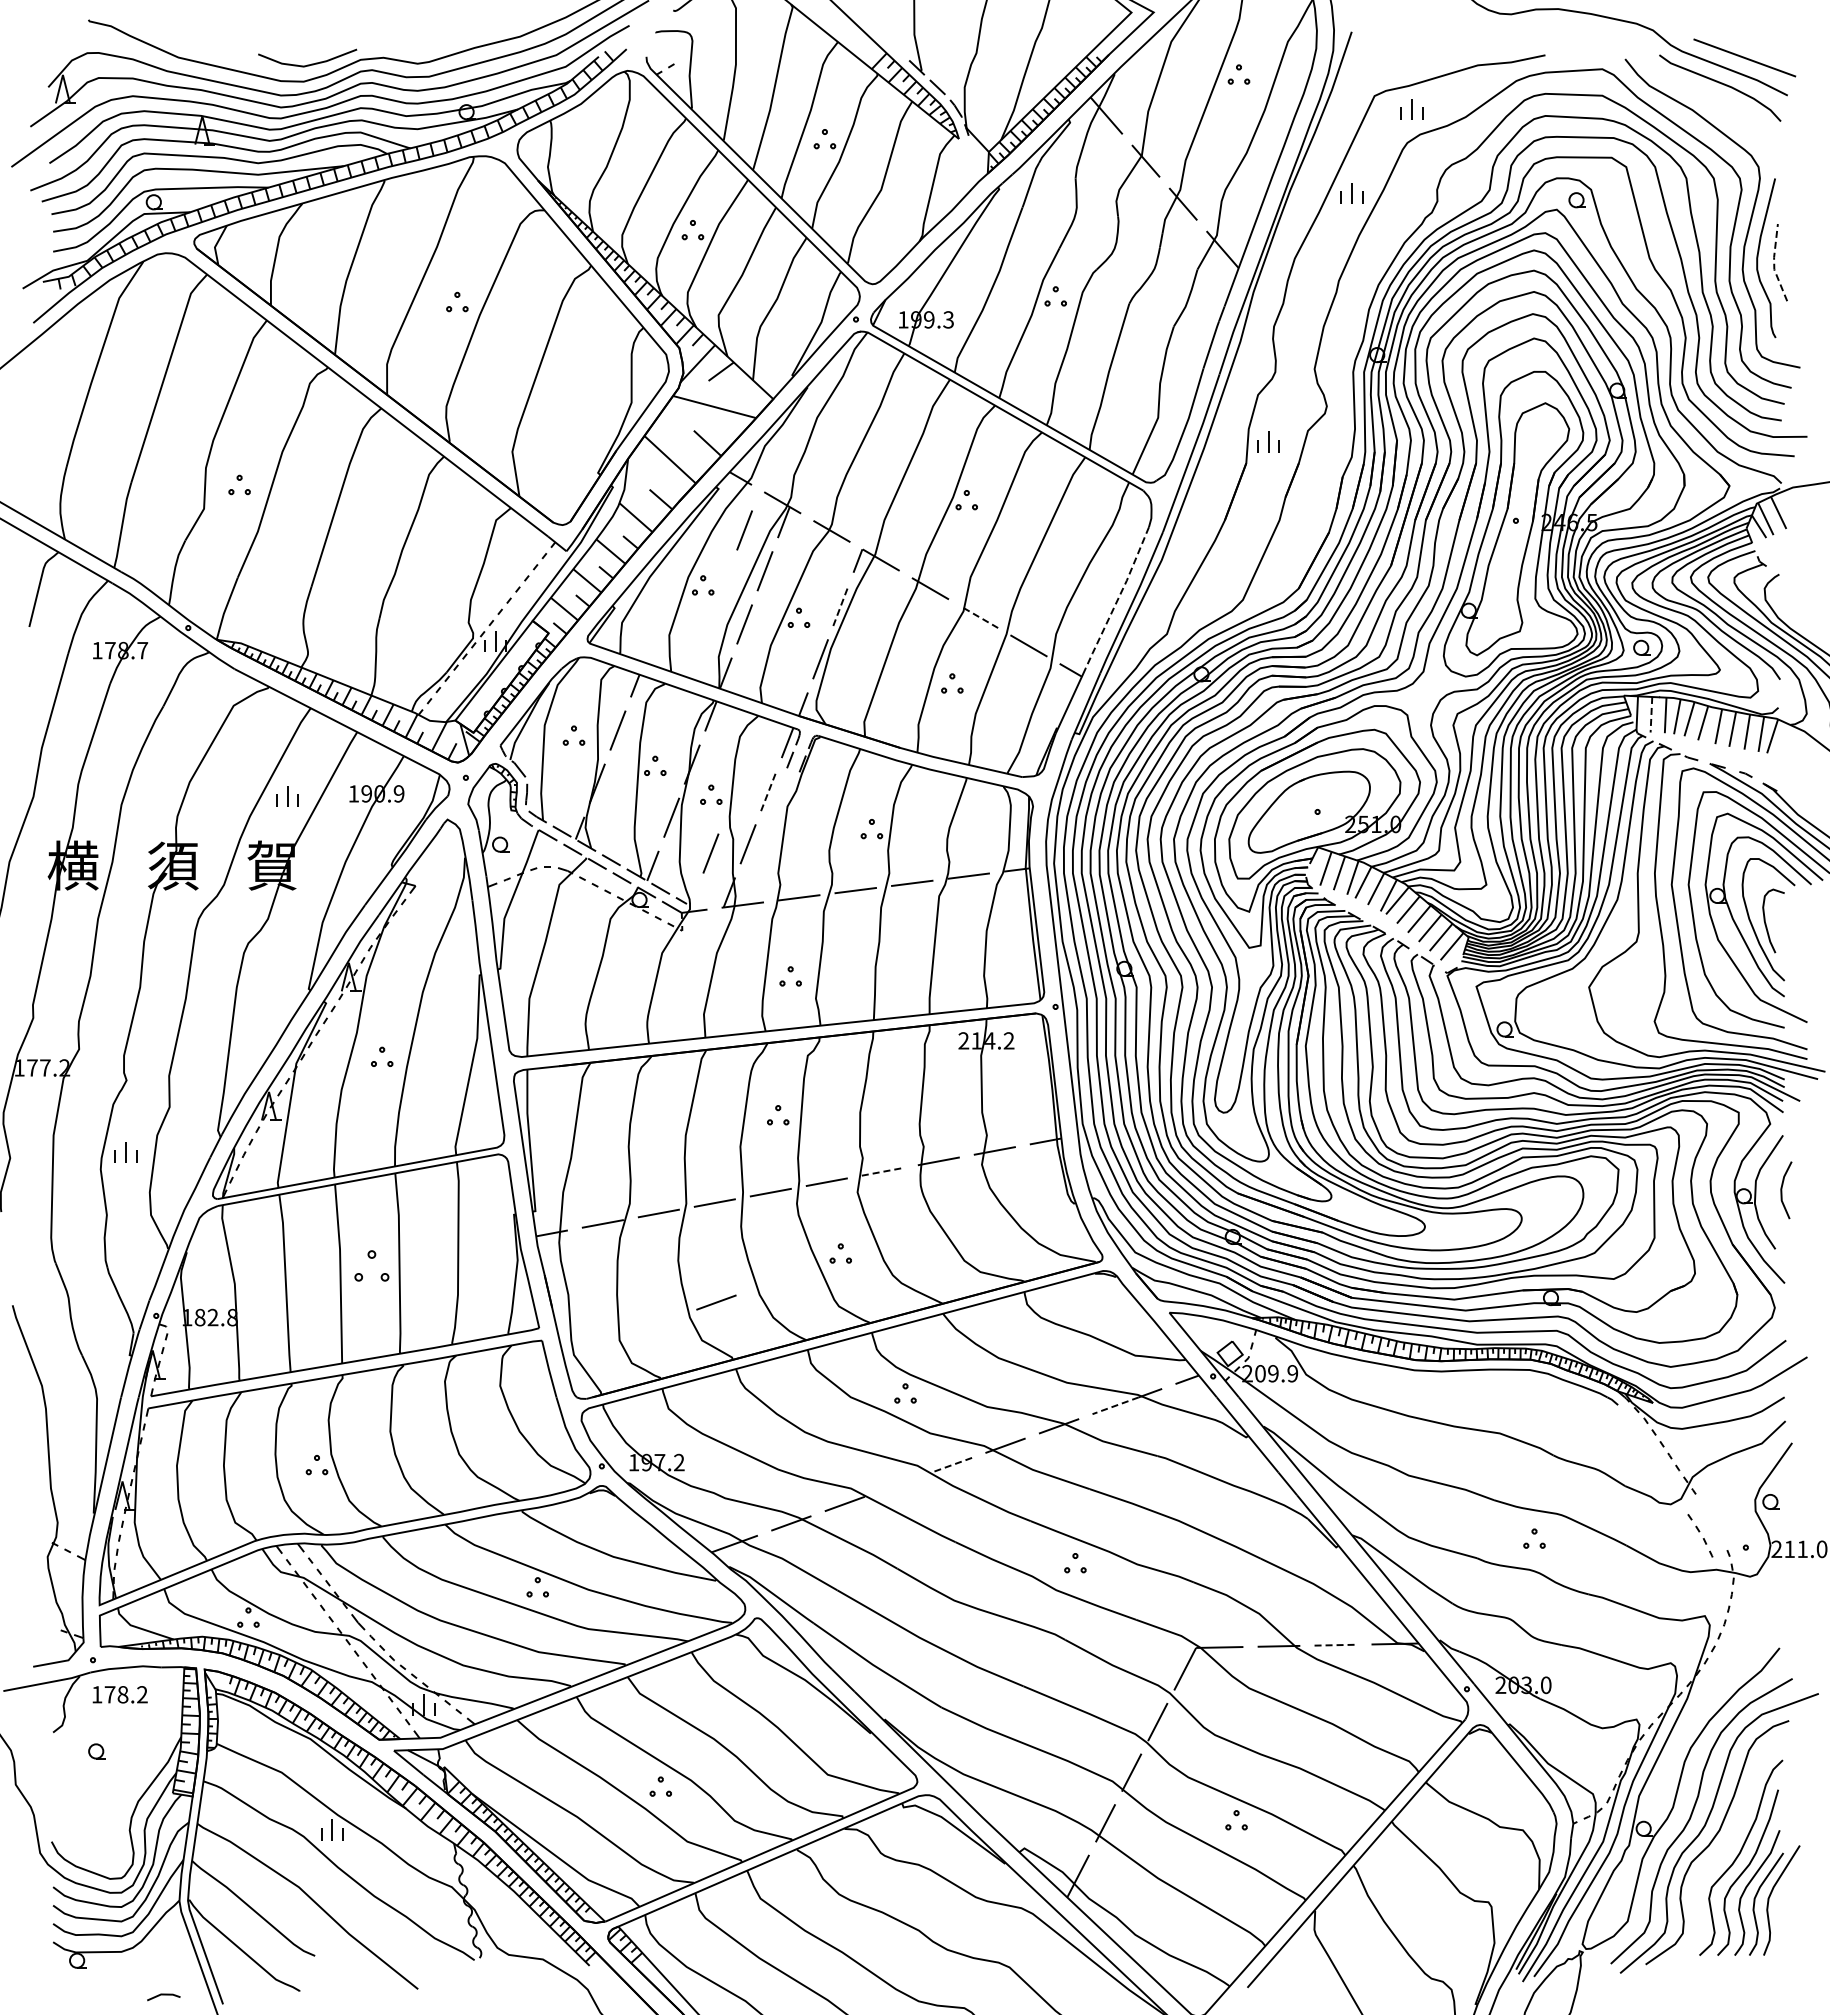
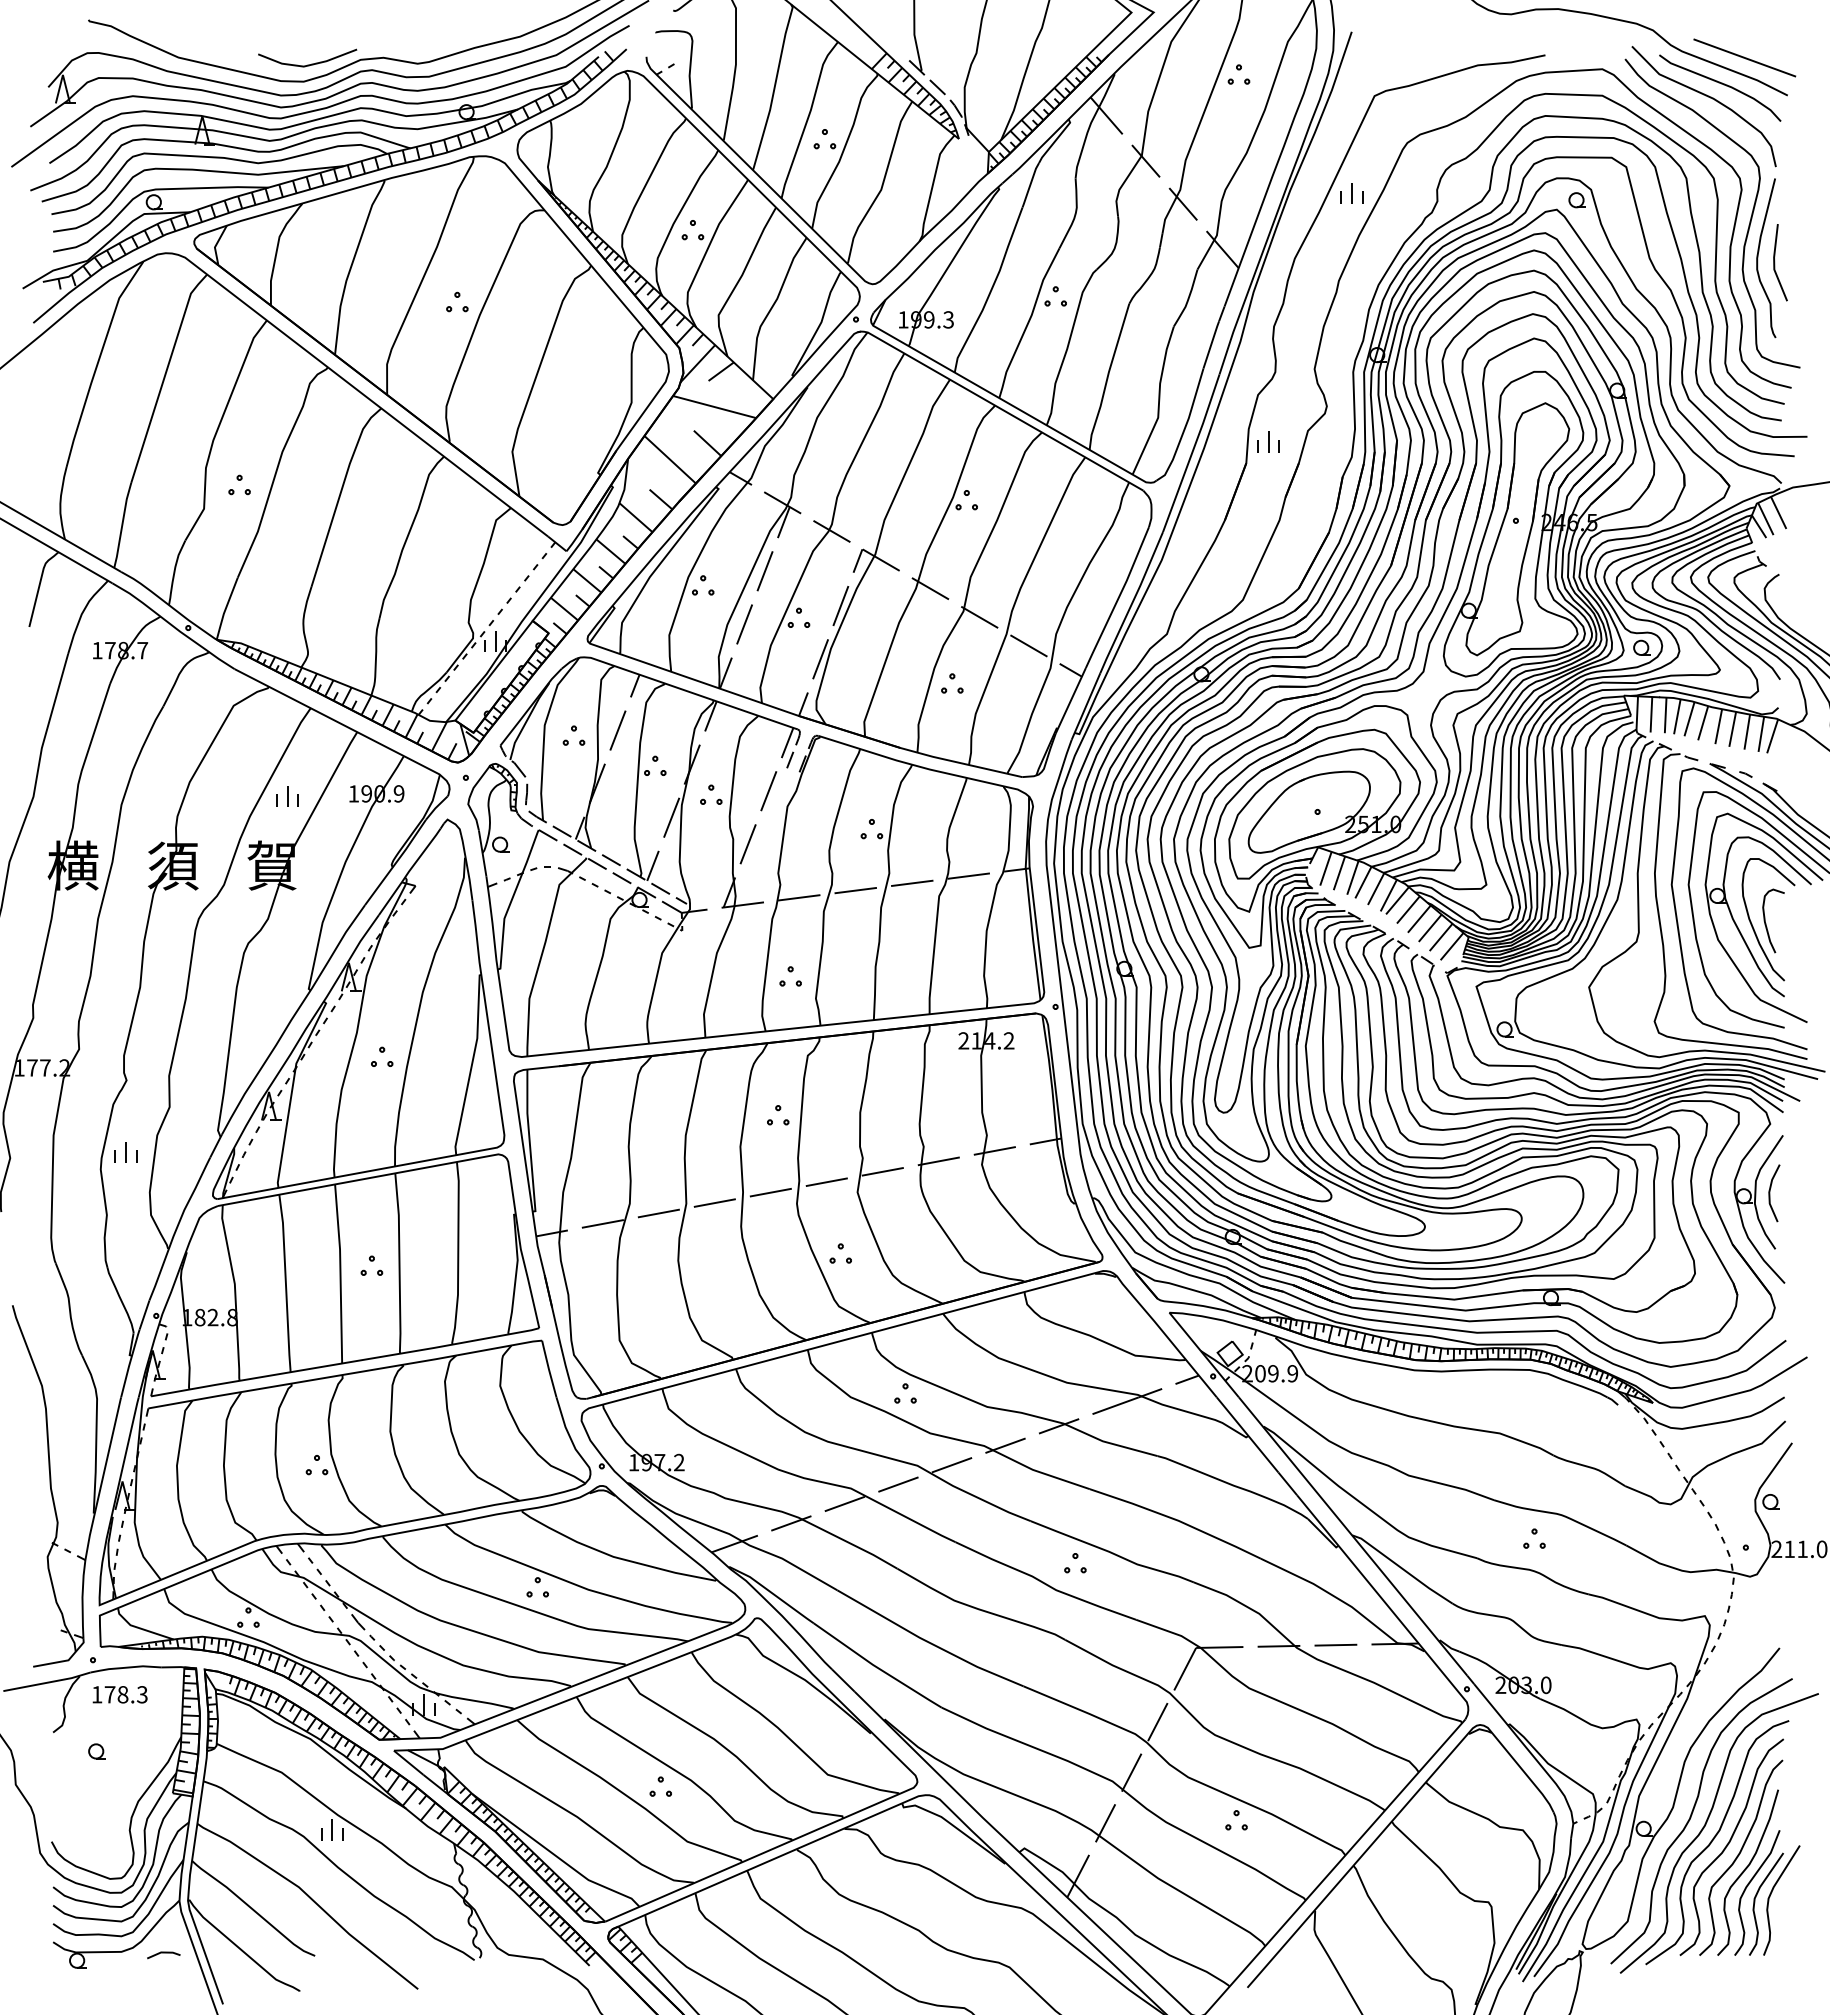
curve: none -> present (1705, 96)
part: present -> none (1411, 109)
line: dashed -> solid (1774, 263)
line: present -> none (744, 530)
line: dashed -> solid (1118, 598)
line: dashed -> solid (841, 605)
line: dashed -> solid (979, 617)
line: dashed -> solid (1651, 714)
line: dashed -> solid (768, 790)
line: present -> none (710, 853)
line: dashed -> solid (883, 1171)
line position: (1782, 1190) -> (1770, 1193) (1770, 1193)
part size: 36x32 px -> 24x21 px (371, 1265)
line position: (716, 1302) -> (898, 1484) (898, 1484)
line: dashed -> solid (1115, 1405)
line: dashed -> solid (951, 1465)
part position: (1700, 1535) -> (1712, 1521) (1712, 1521)
line: dashed -> solid (1336, 1645)
text: 178.2 -> 178.3 (142, 1694)
curve: none -> present (1728, 1845)
line position: (163, 1995) -> (163, 1953) (163, 1953)
